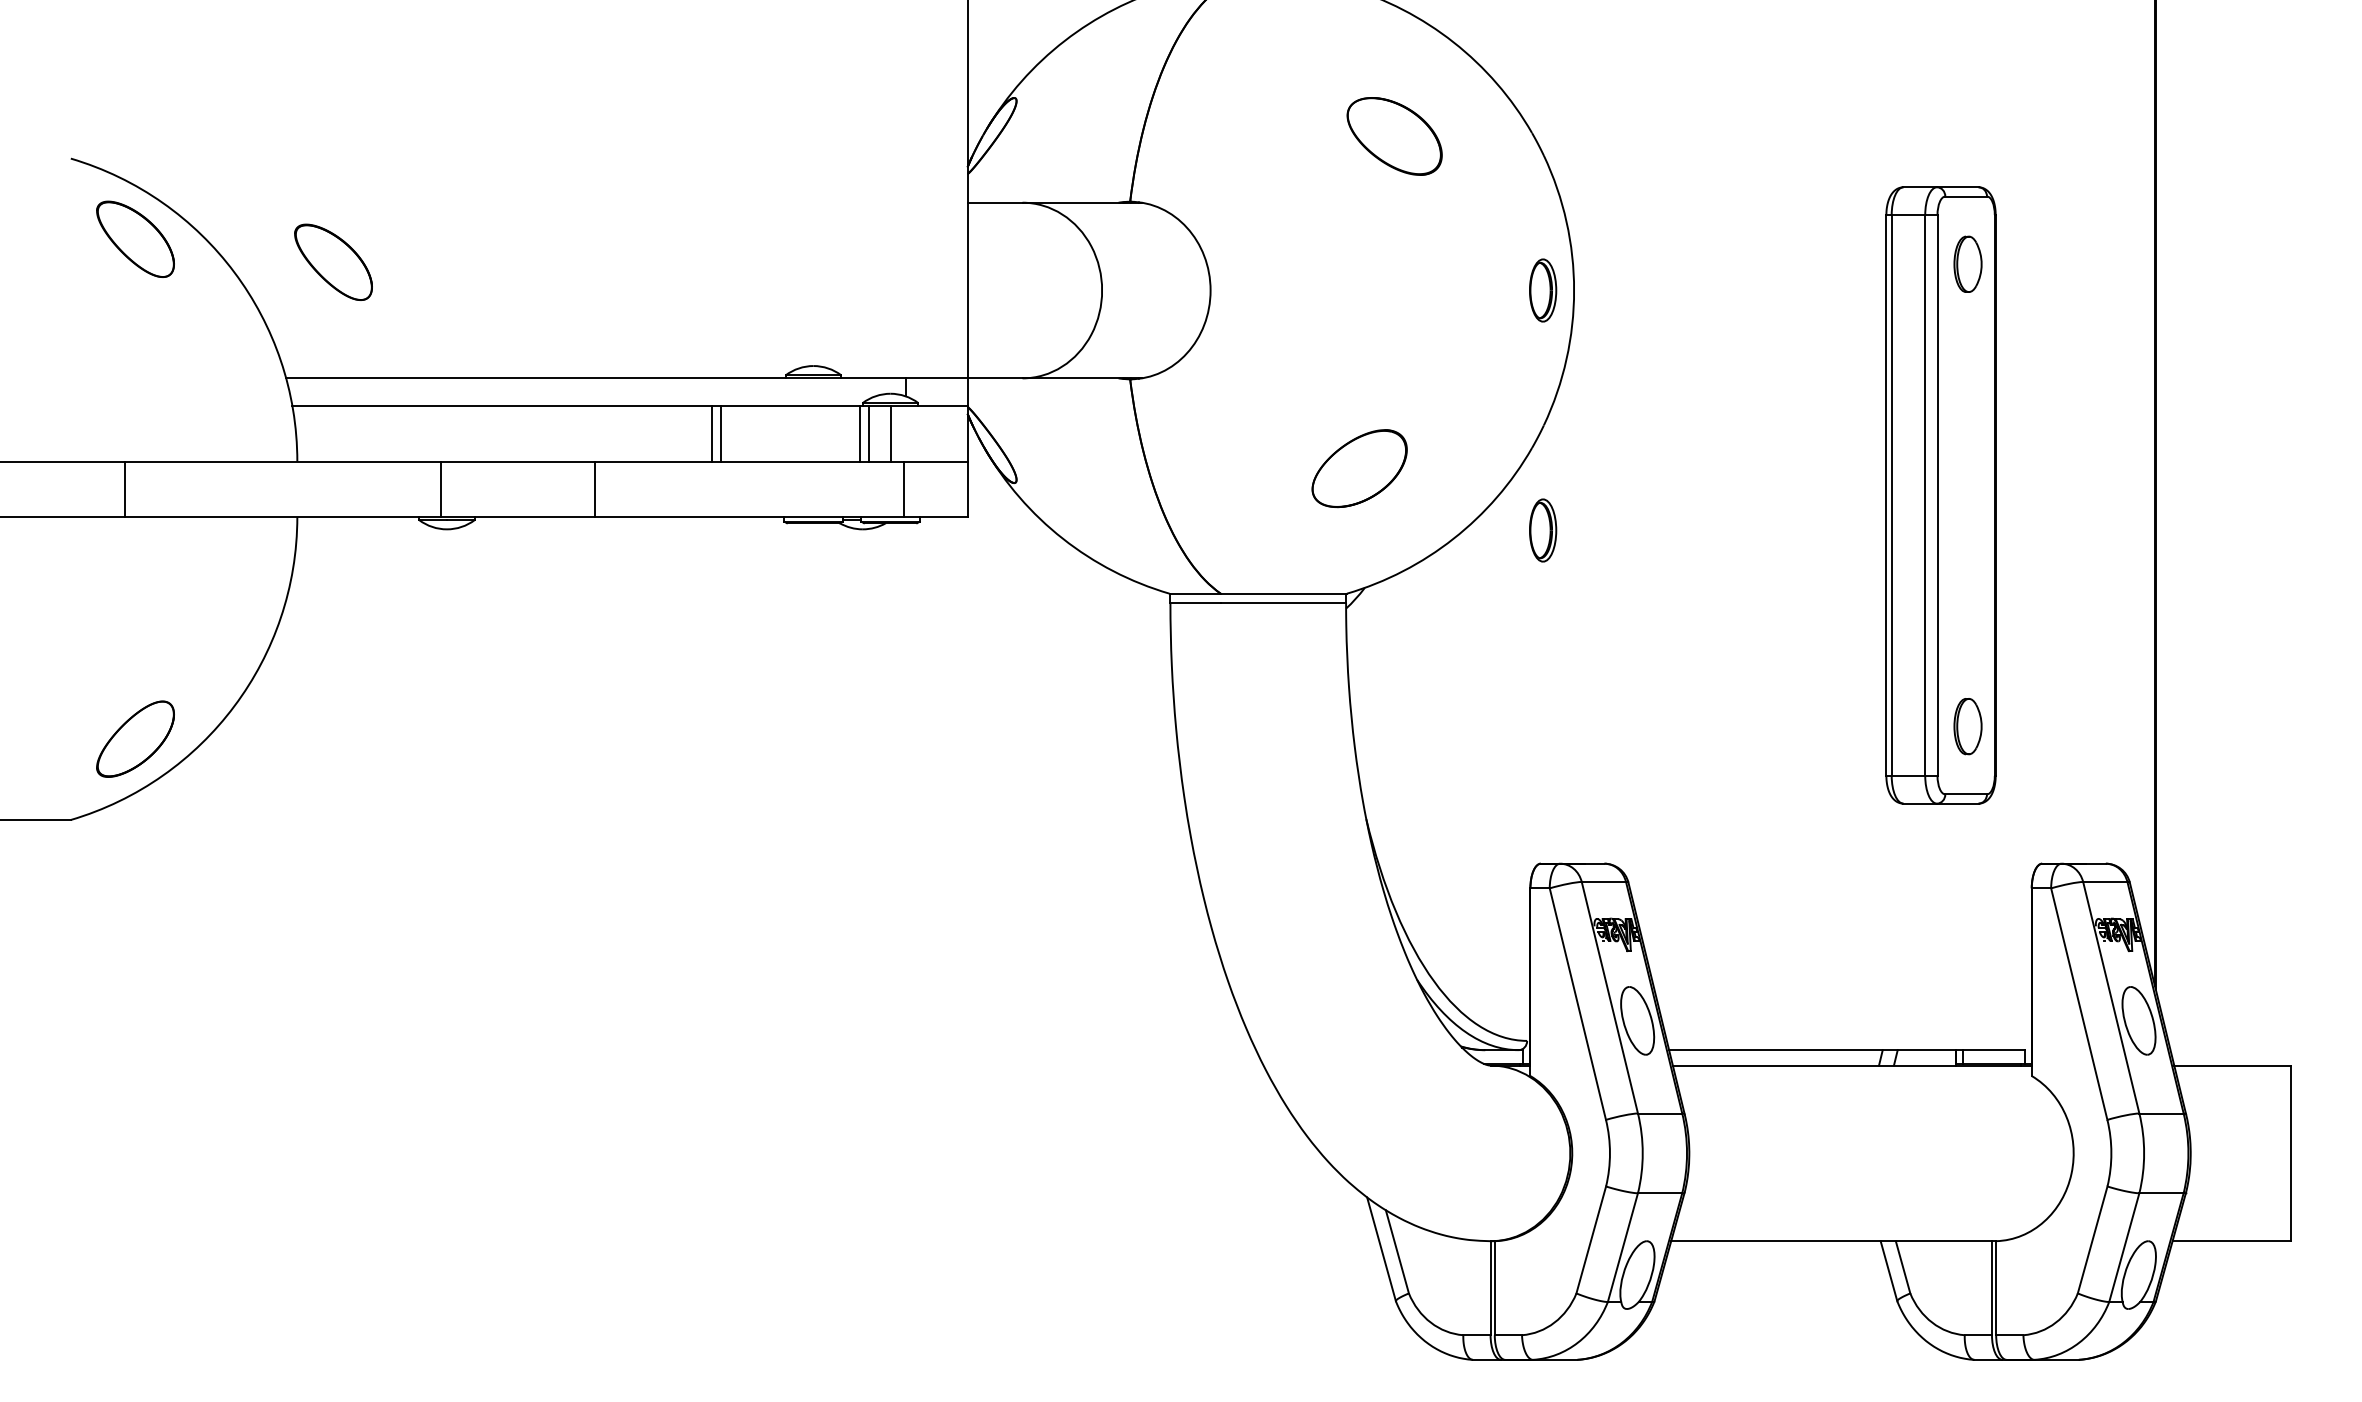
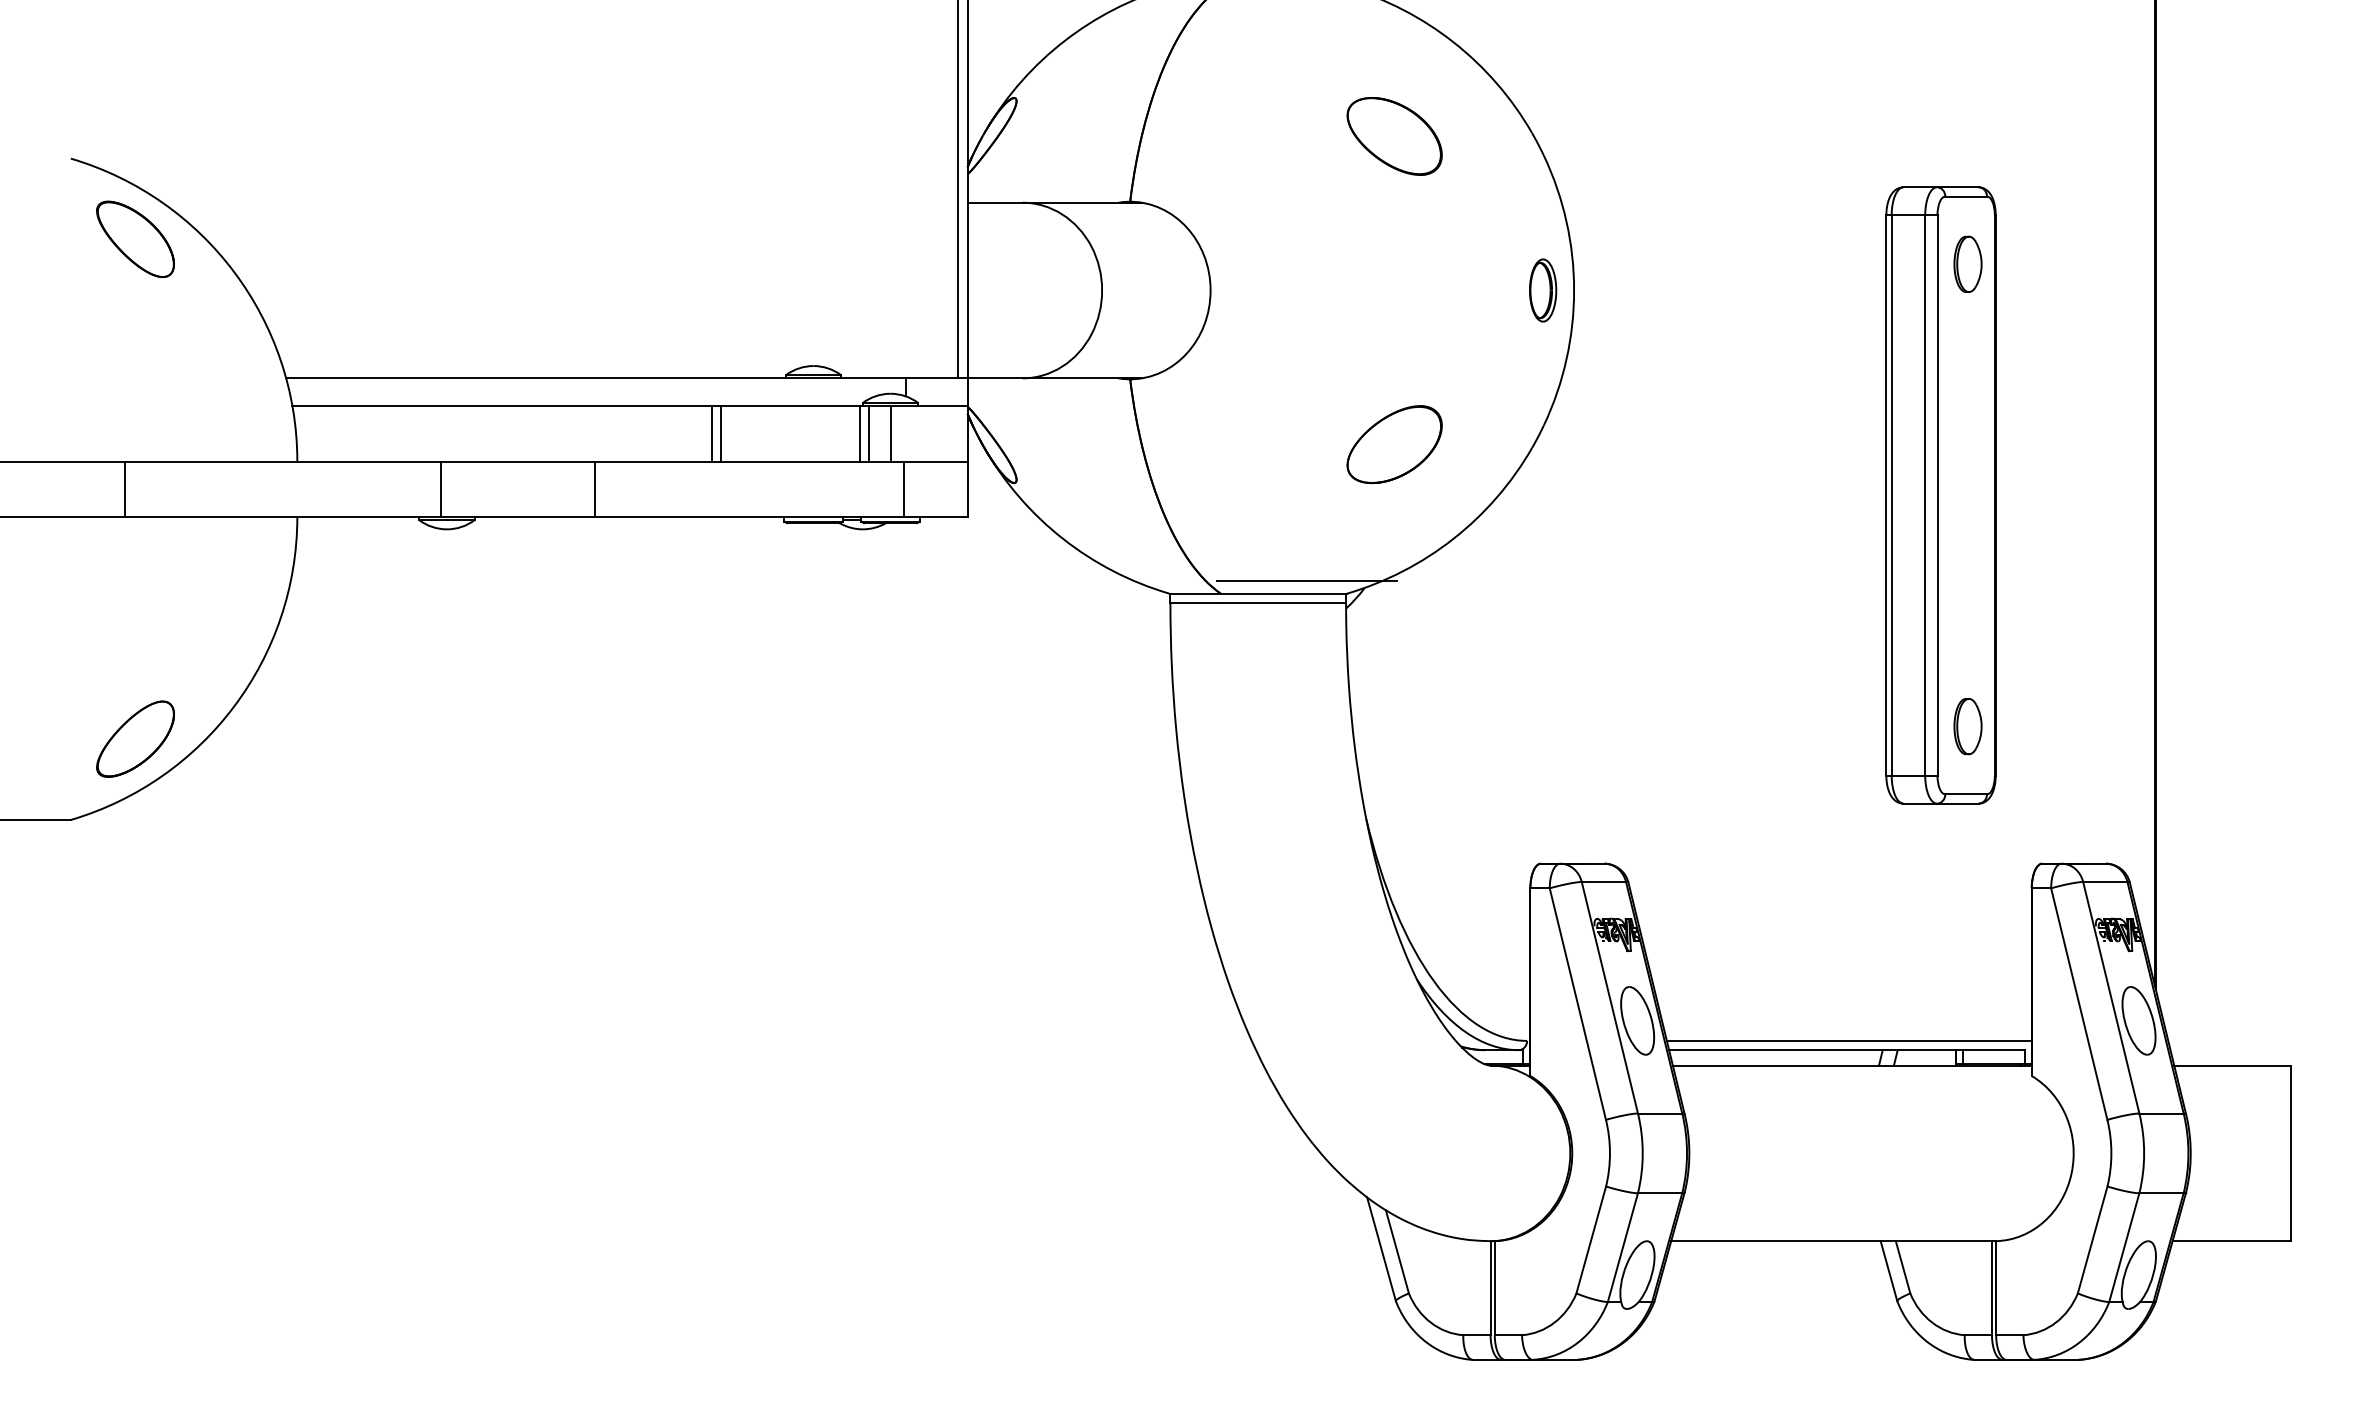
line: none -> present (958, 190)
part: present -> none (333, 261)
part position: (1359, 468) -> (1394, 444) (1394, 444)
part: present -> none (1543, 530)
line: none -> present (1306, 581)
line: none -> present (1848, 1040)
